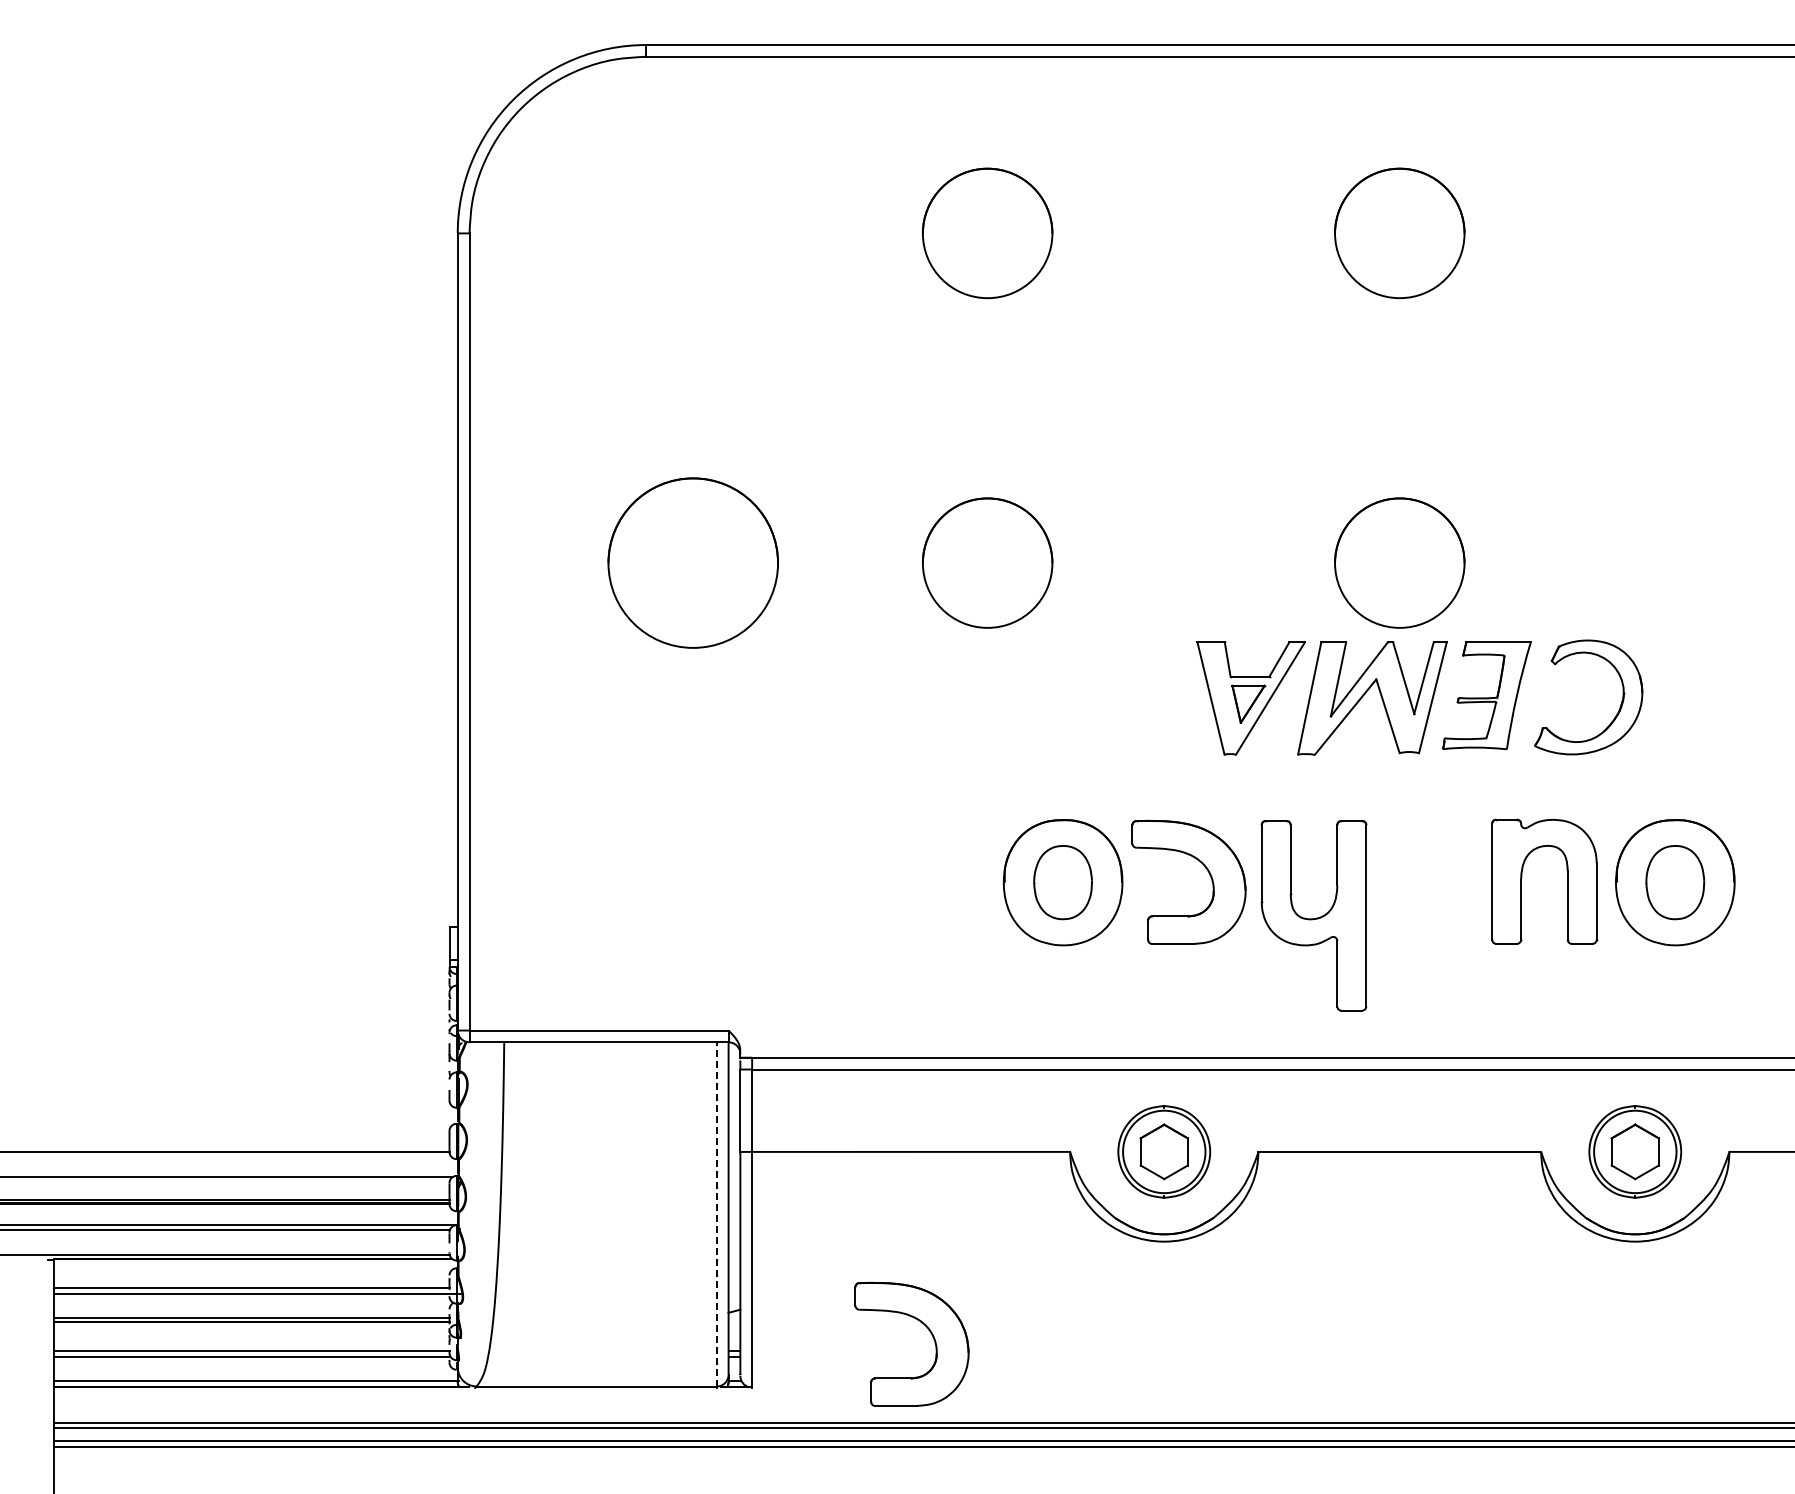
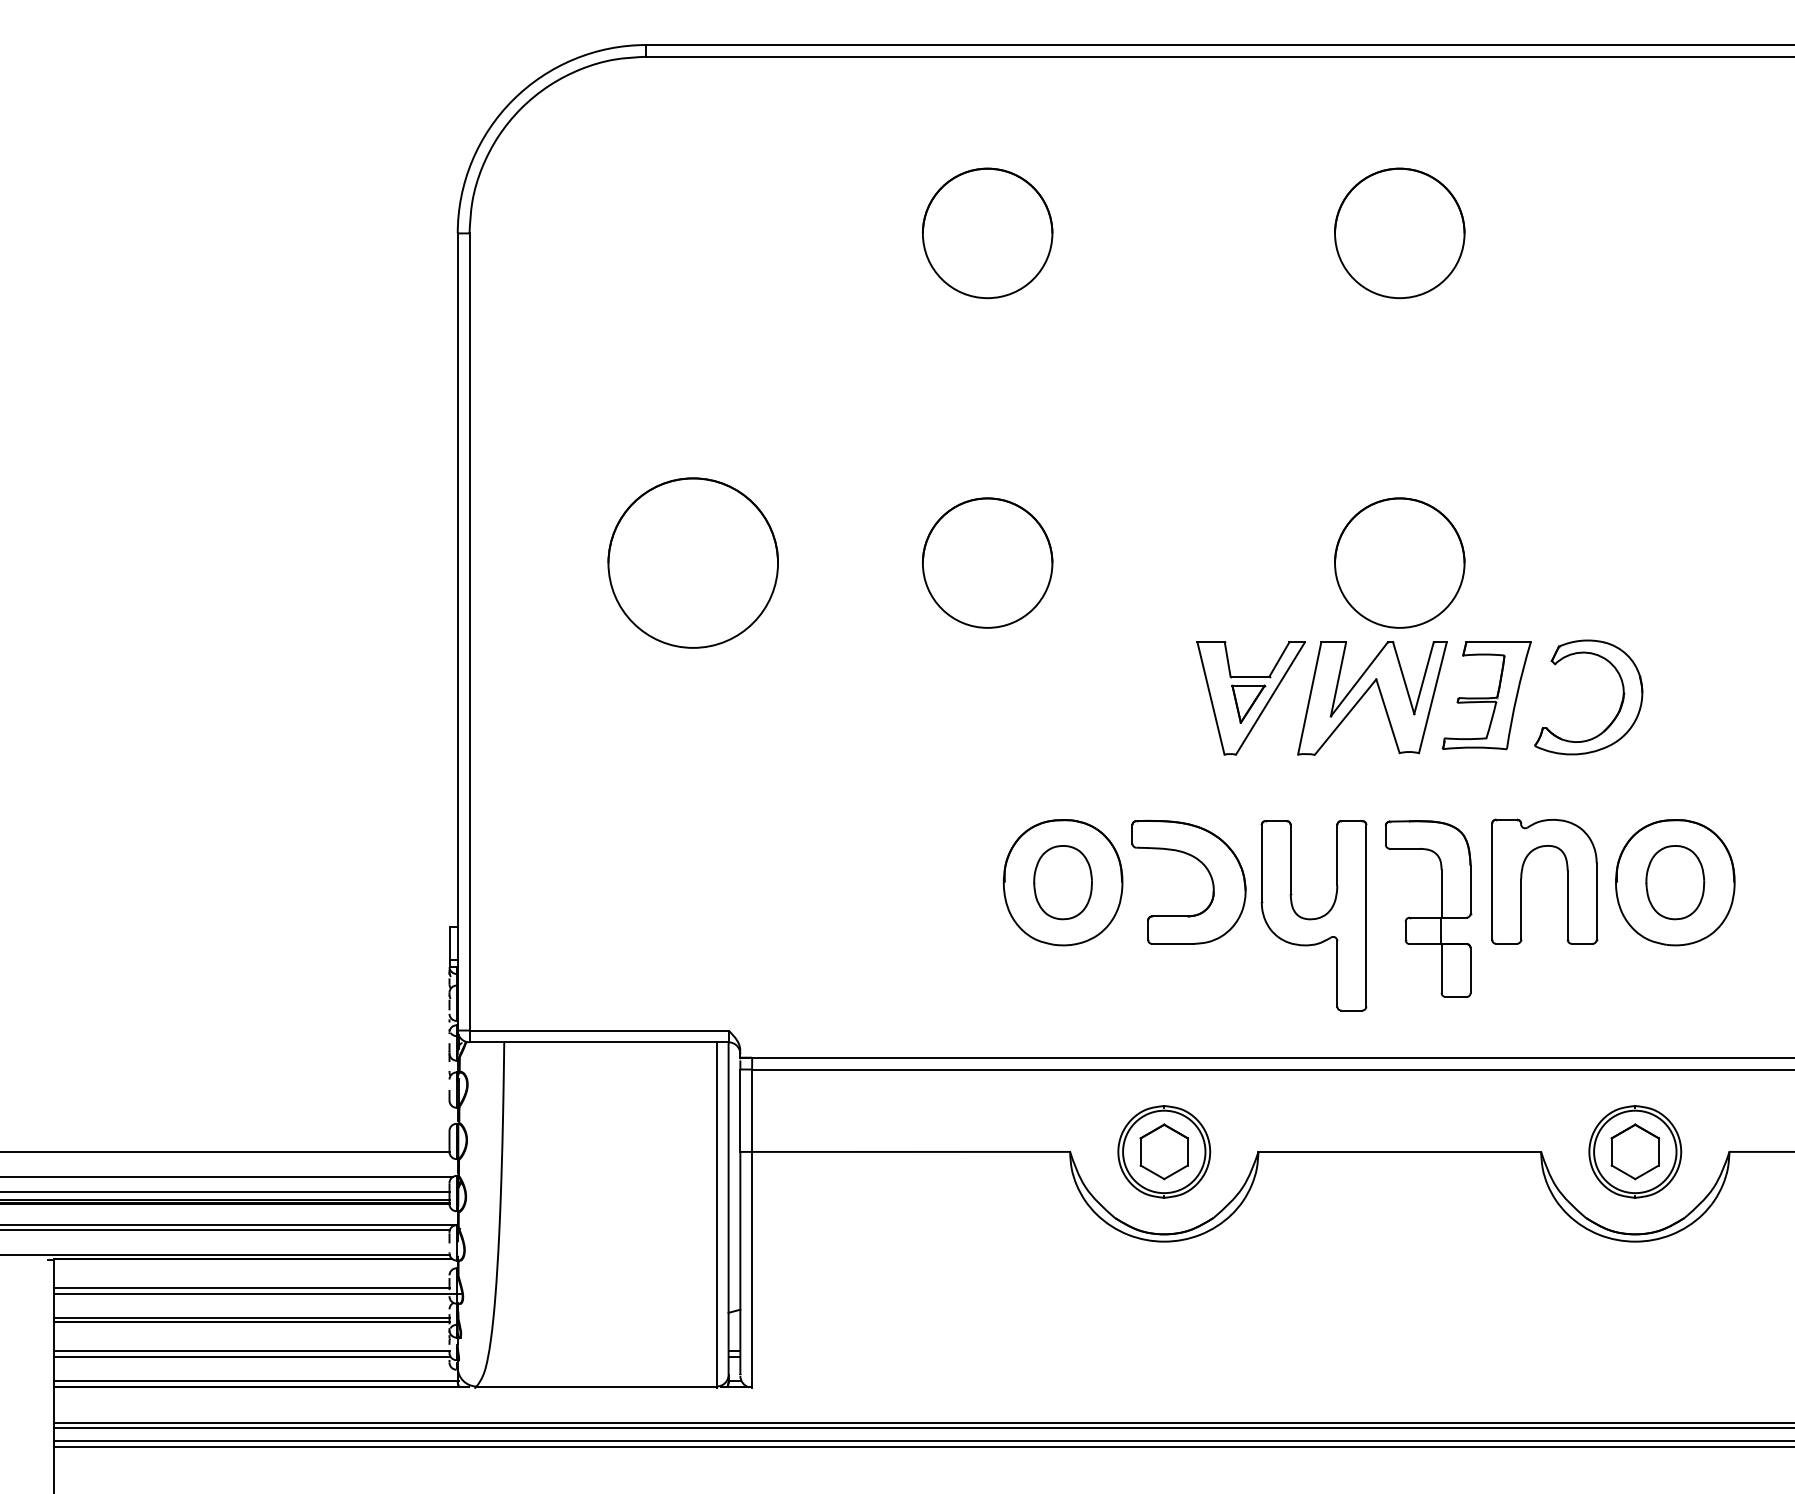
part: none -> present (1428, 917)
line: none -> present (225, 1192)
line: dashed -> solid (716, 1213)
part: present -> none (928, 1330)
